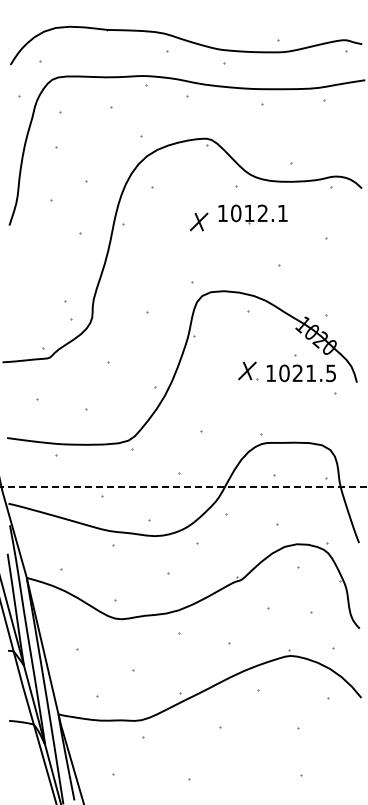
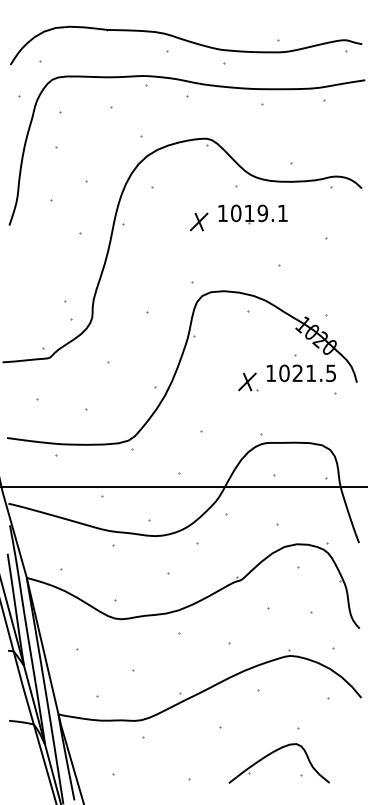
text: 1012.1 -> 1019.1 (262, 213)
part position: (248, 370) -> (248, 381) (248, 381)
line: dashed -> solid (183, 487)
part: none -> present (271, 754)
